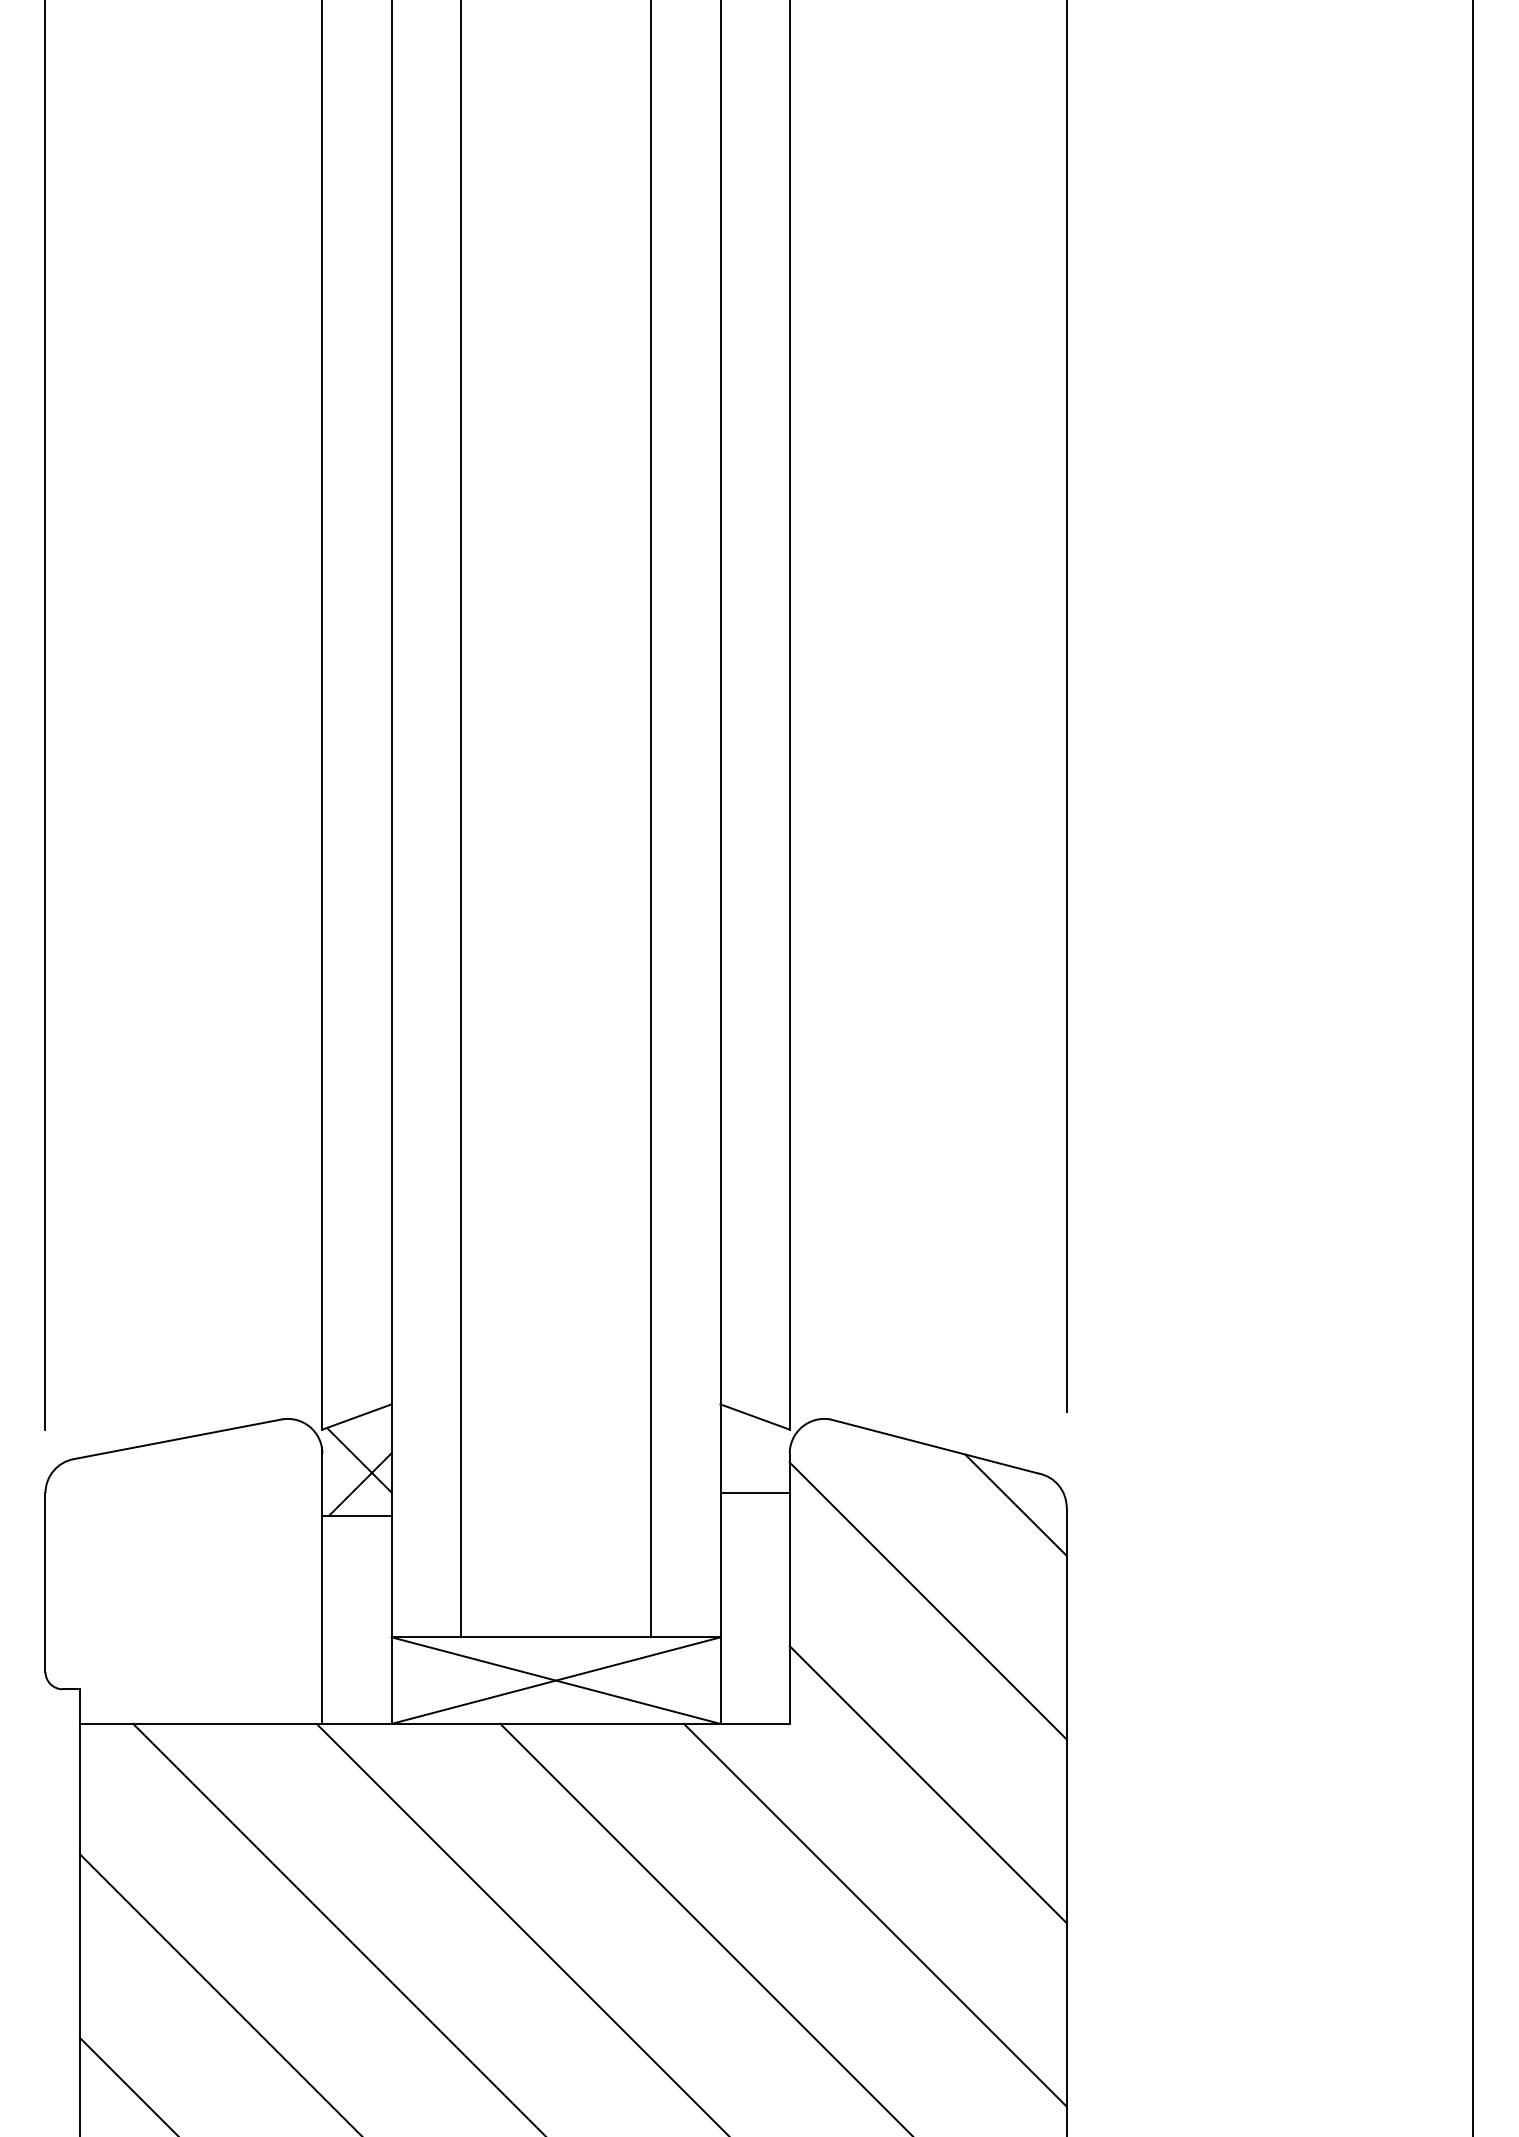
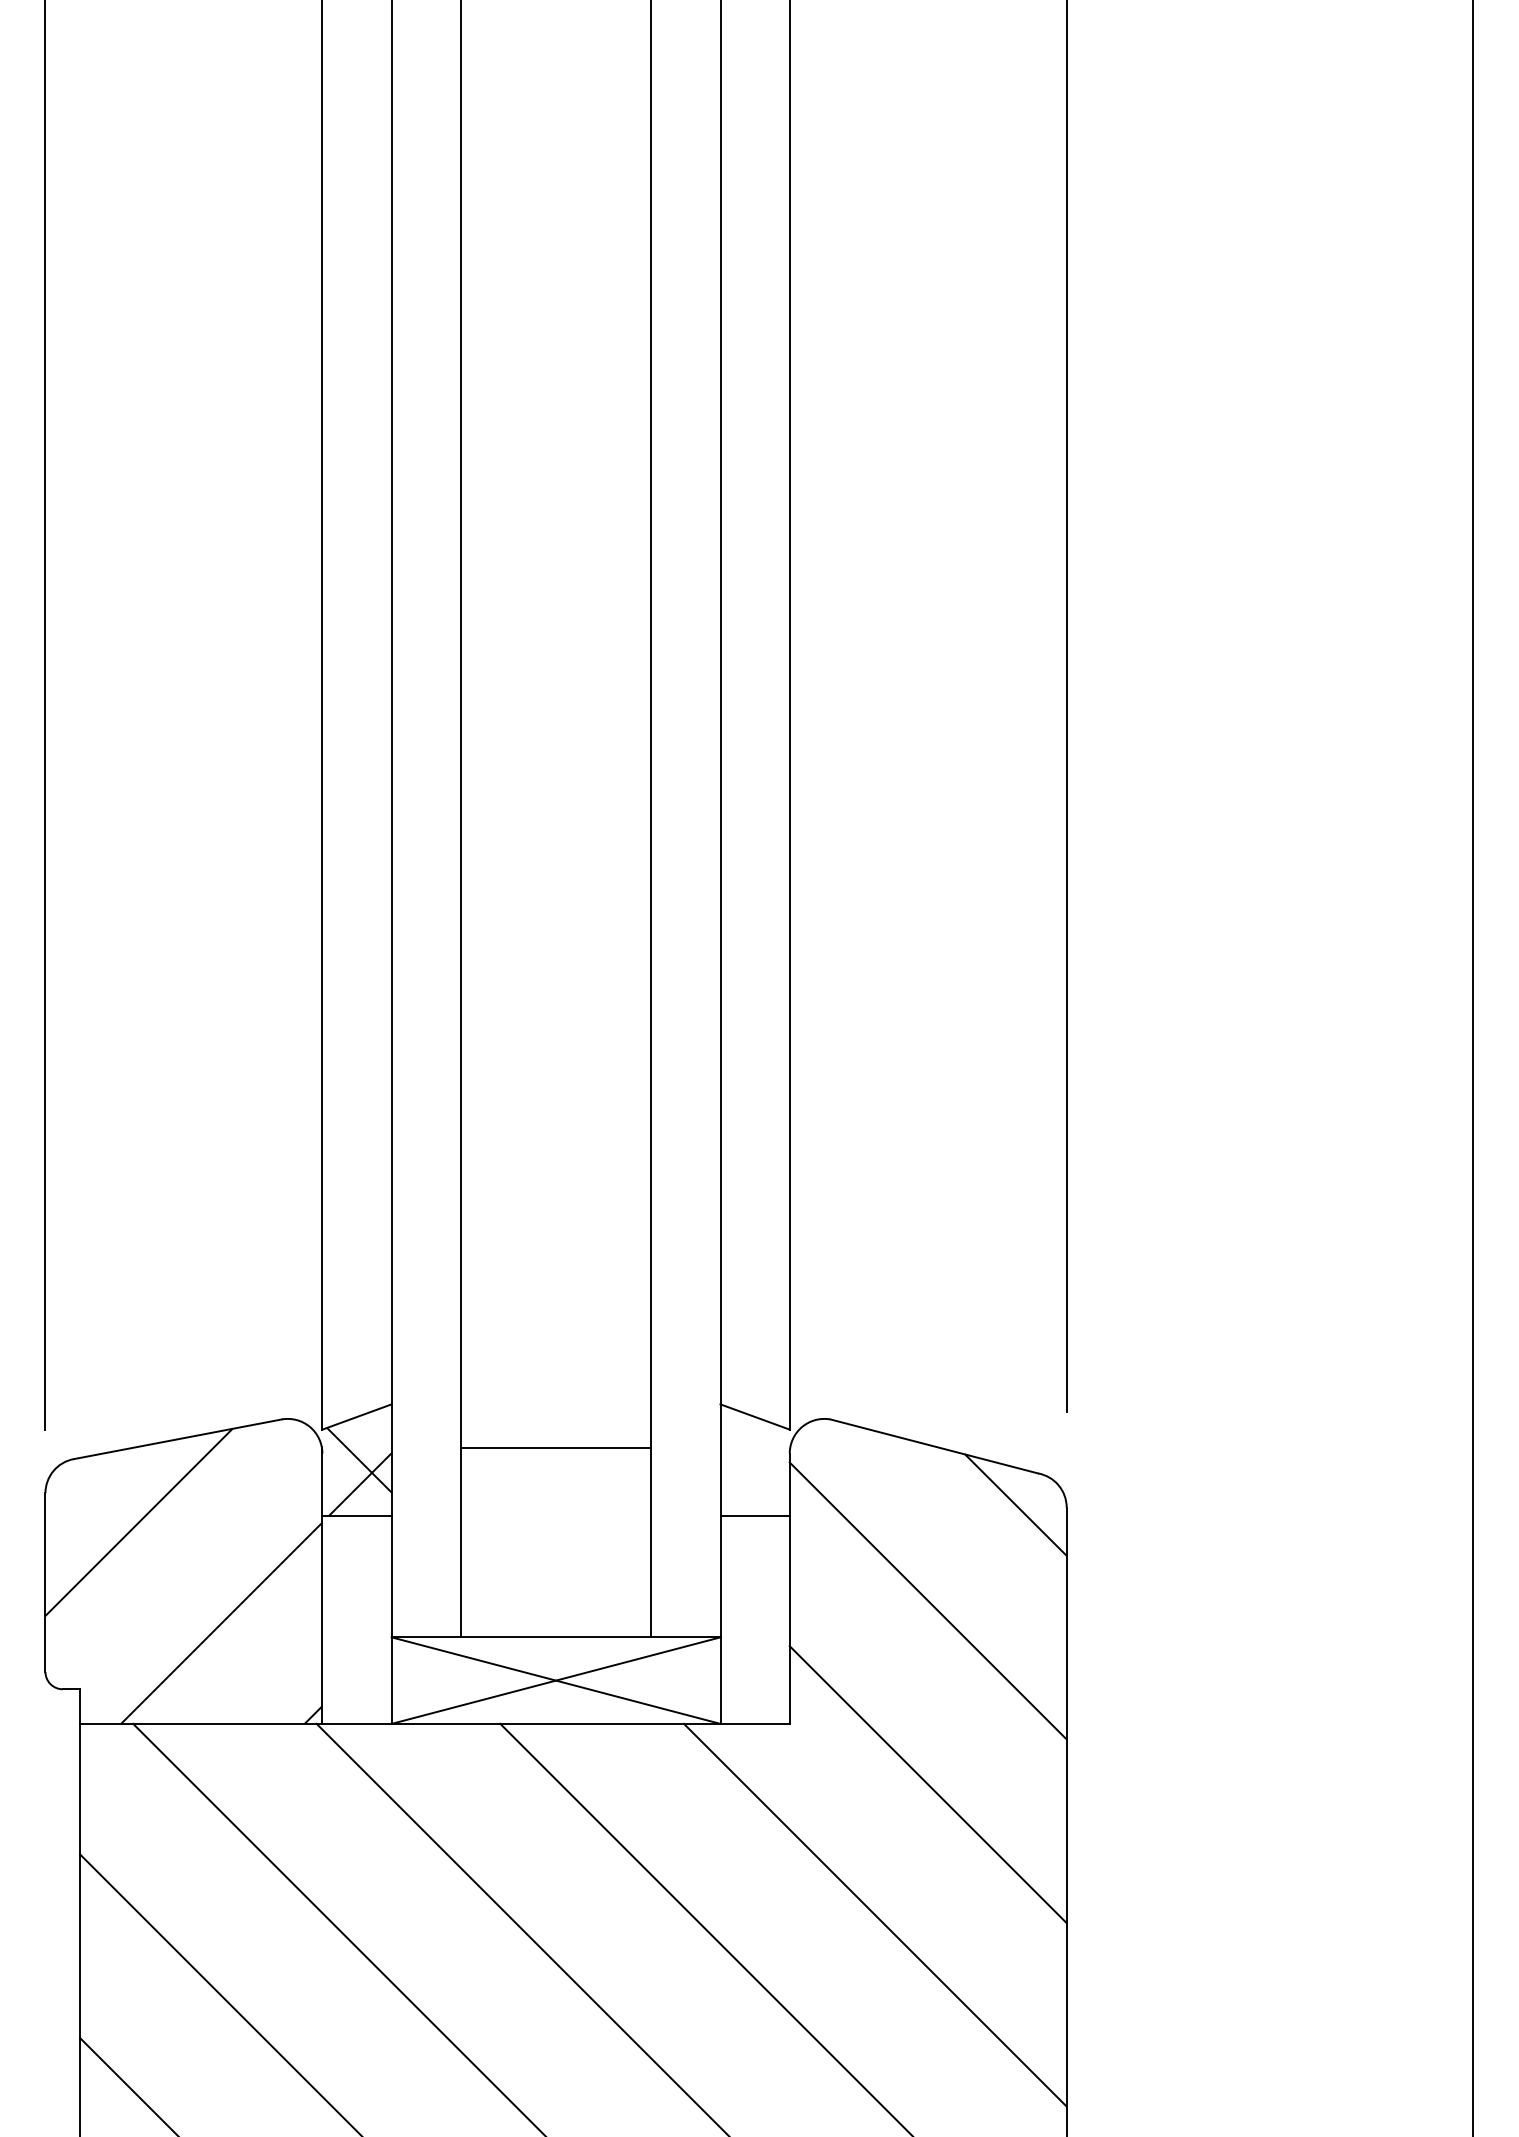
line: none -> present (555, 1448)
line position: (754, 1493) -> (754, 1516) (754, 1516)
hatch: none -> present (183, 1575)
